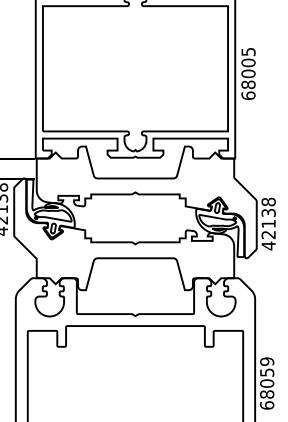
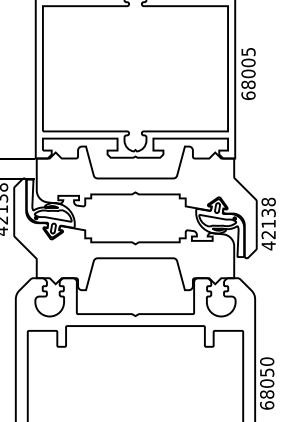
text: 68059 -> 68050 (267, 361)
